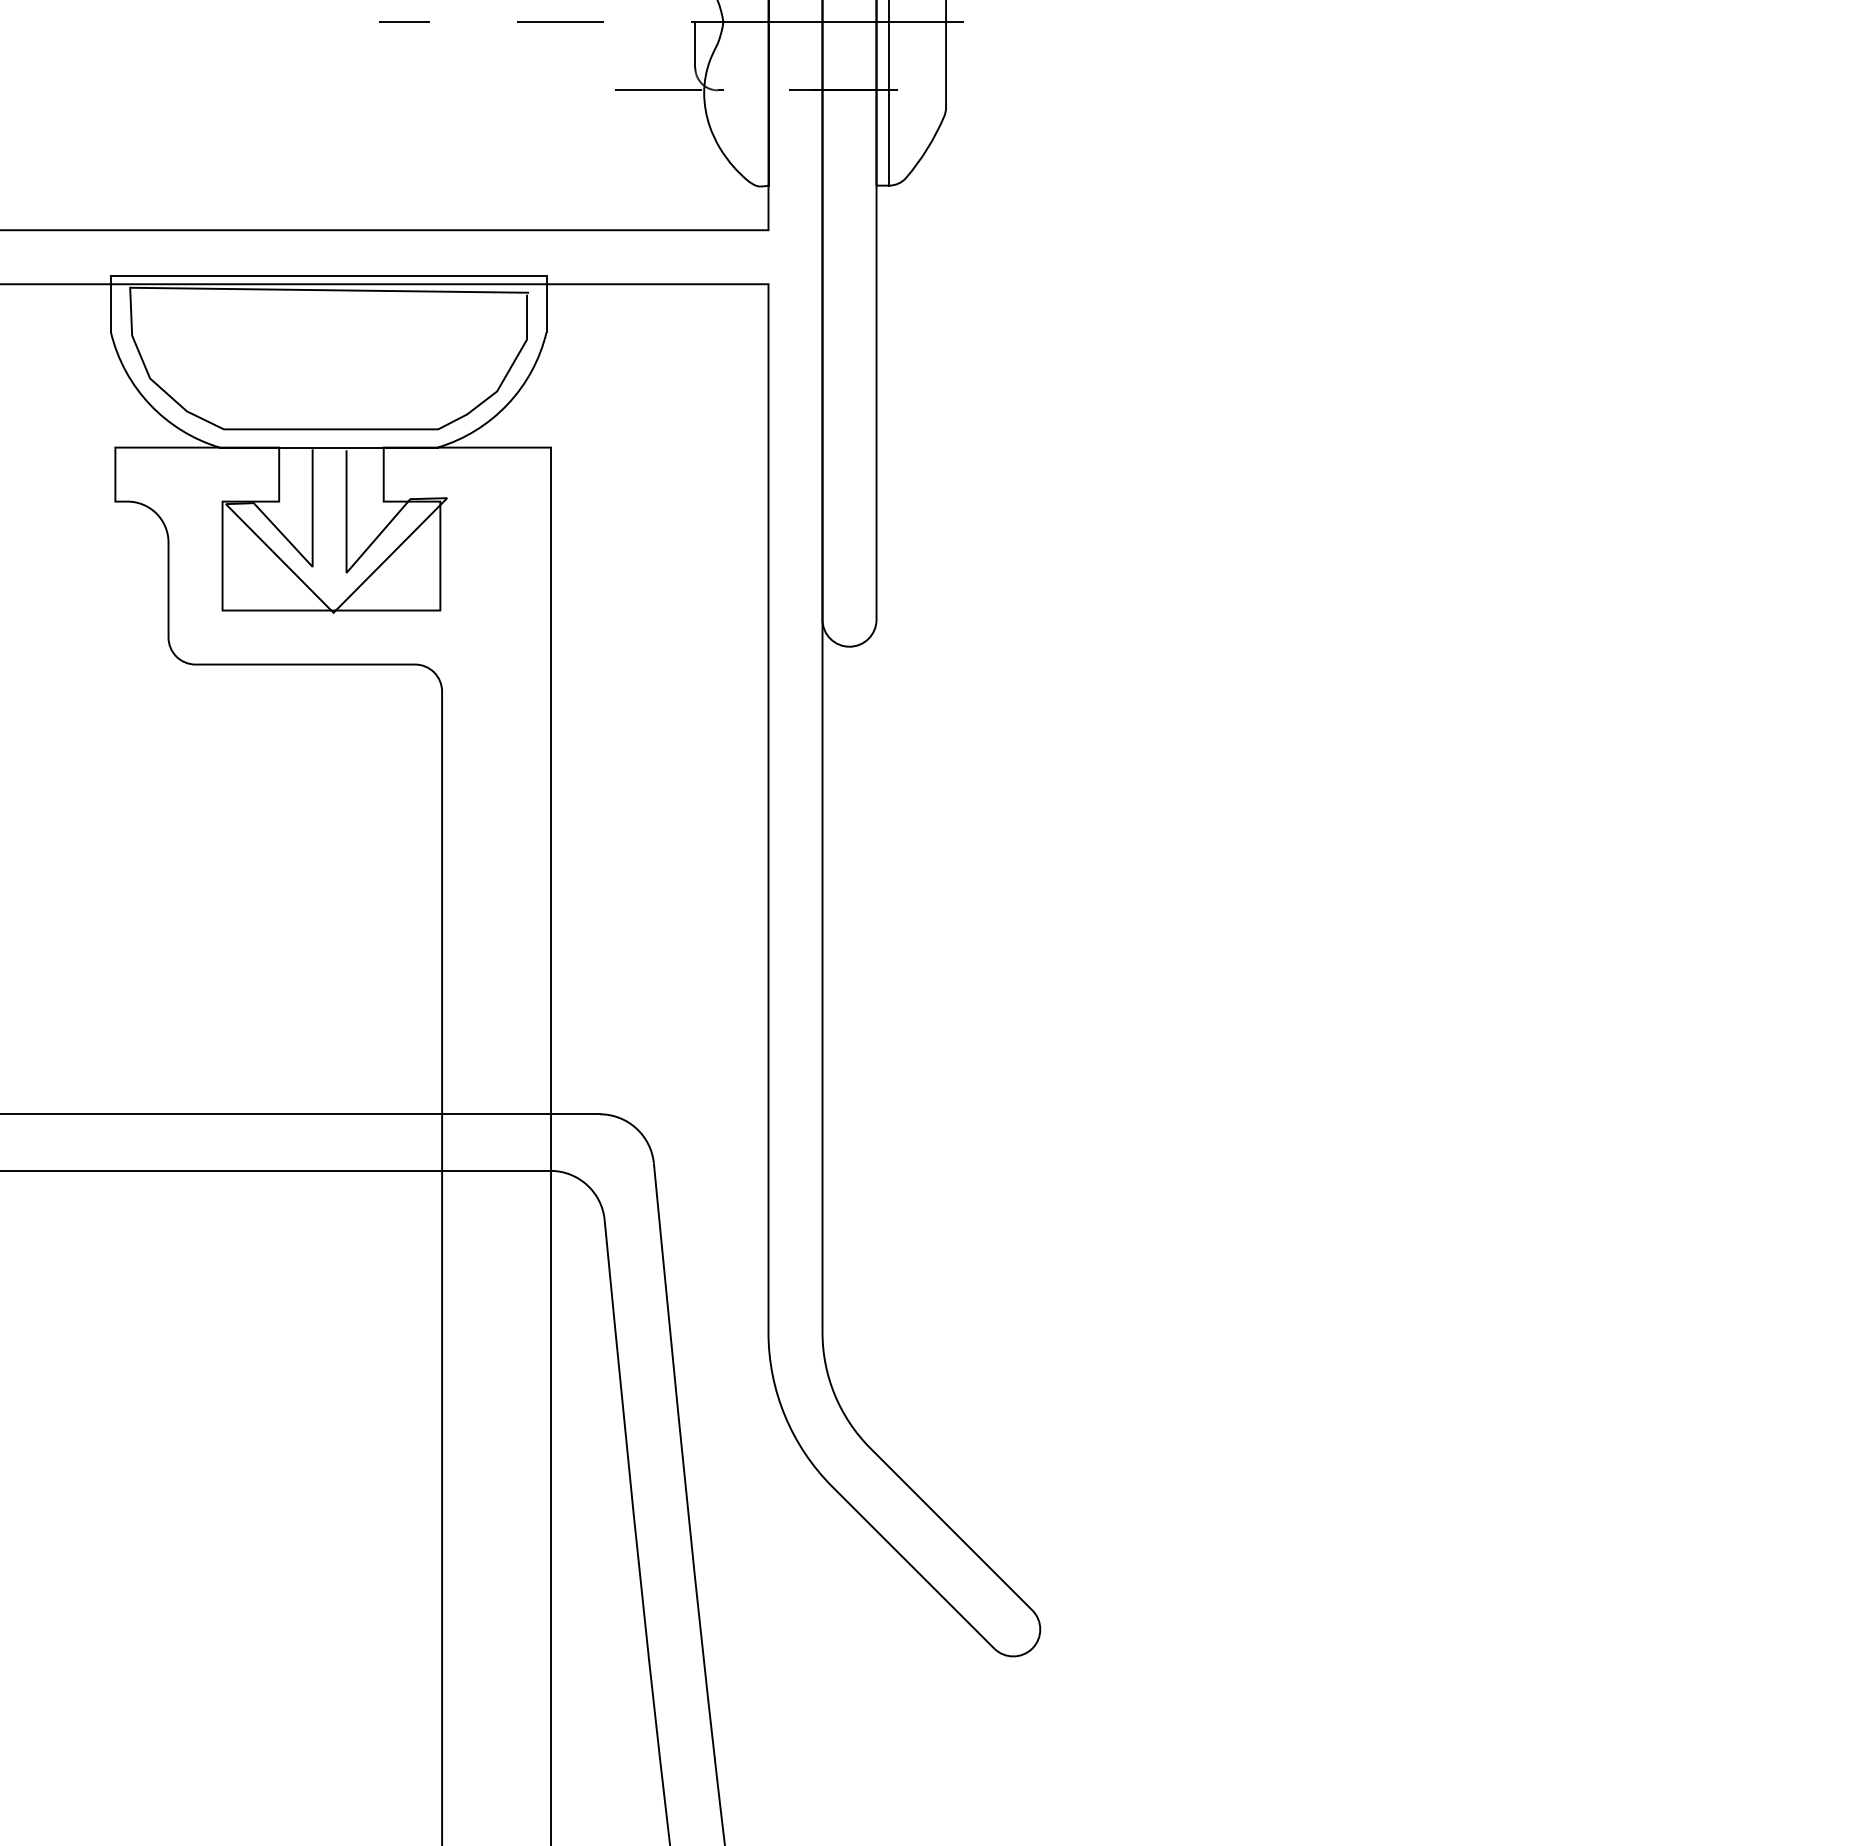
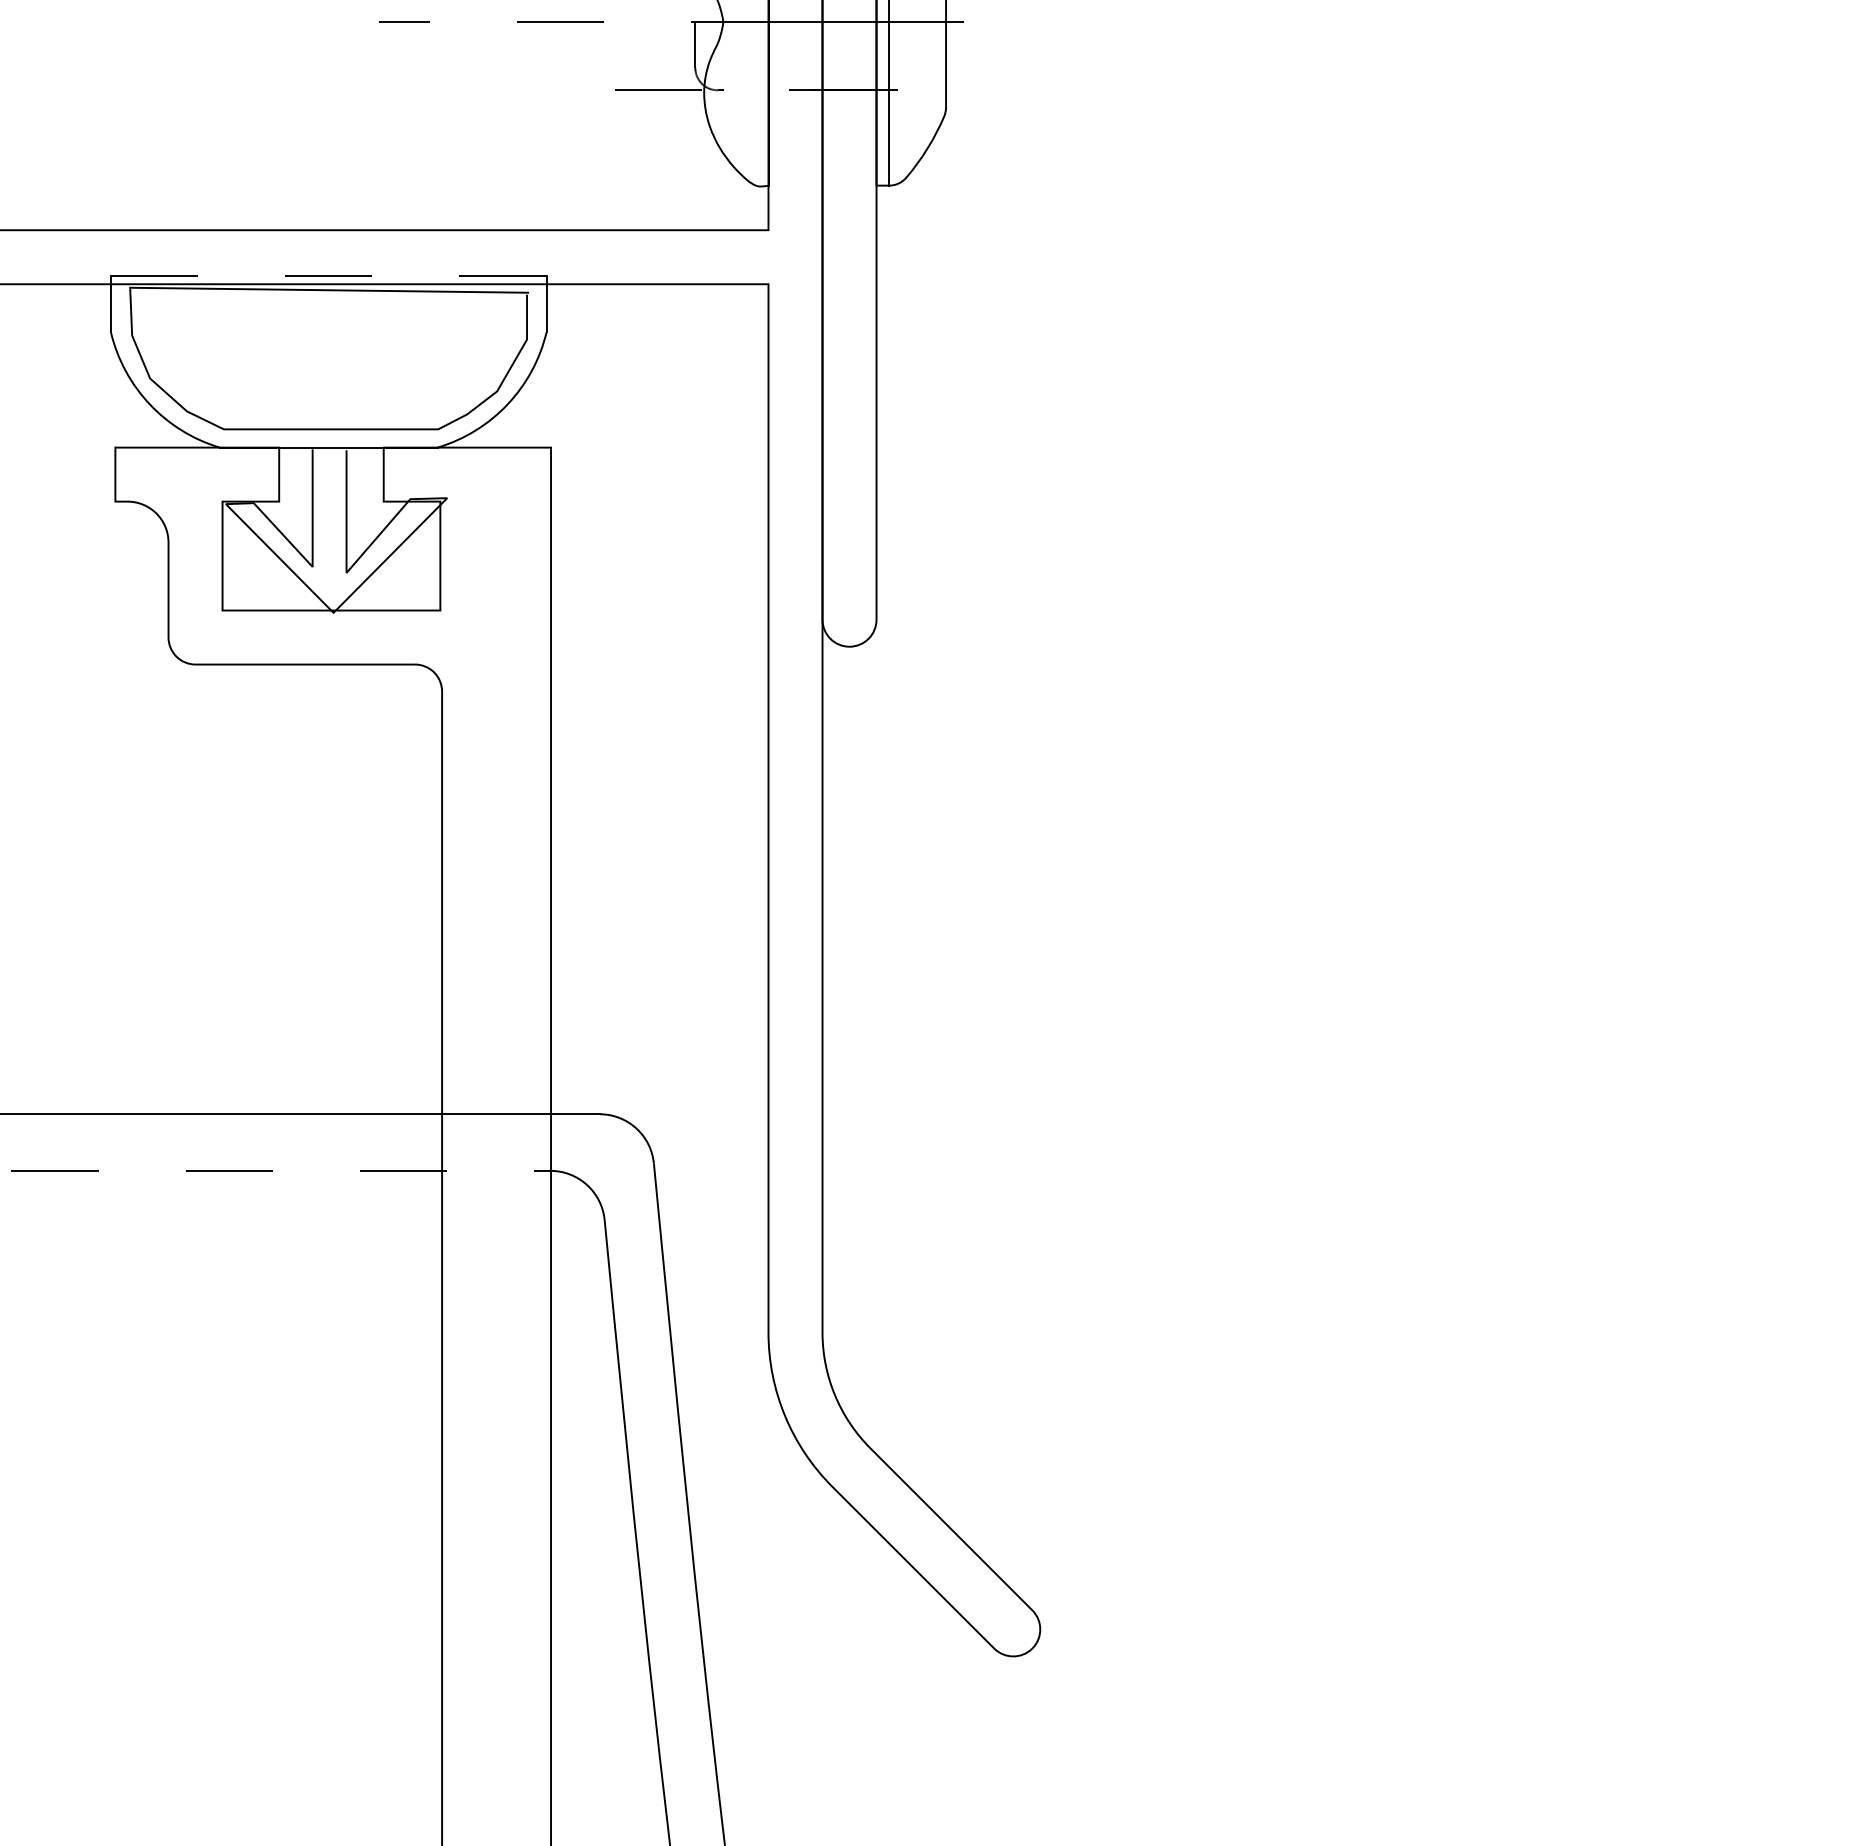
line: solid -> dashed (328, 276)
line: solid -> dashed (275, 1170)
